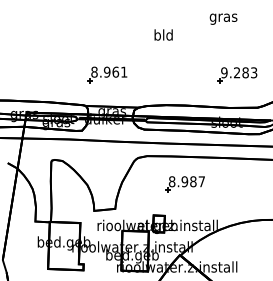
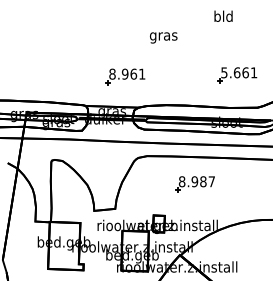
text: gras -> bld (223, 17)
text: bld -> gras (163, 36)
text: 9.283 -> 5.661 (239, 72)
part position: (107, 74) -> (125, 76) (125, 76)
part position: (184, 184) -> (194, 184) (194, 184)
